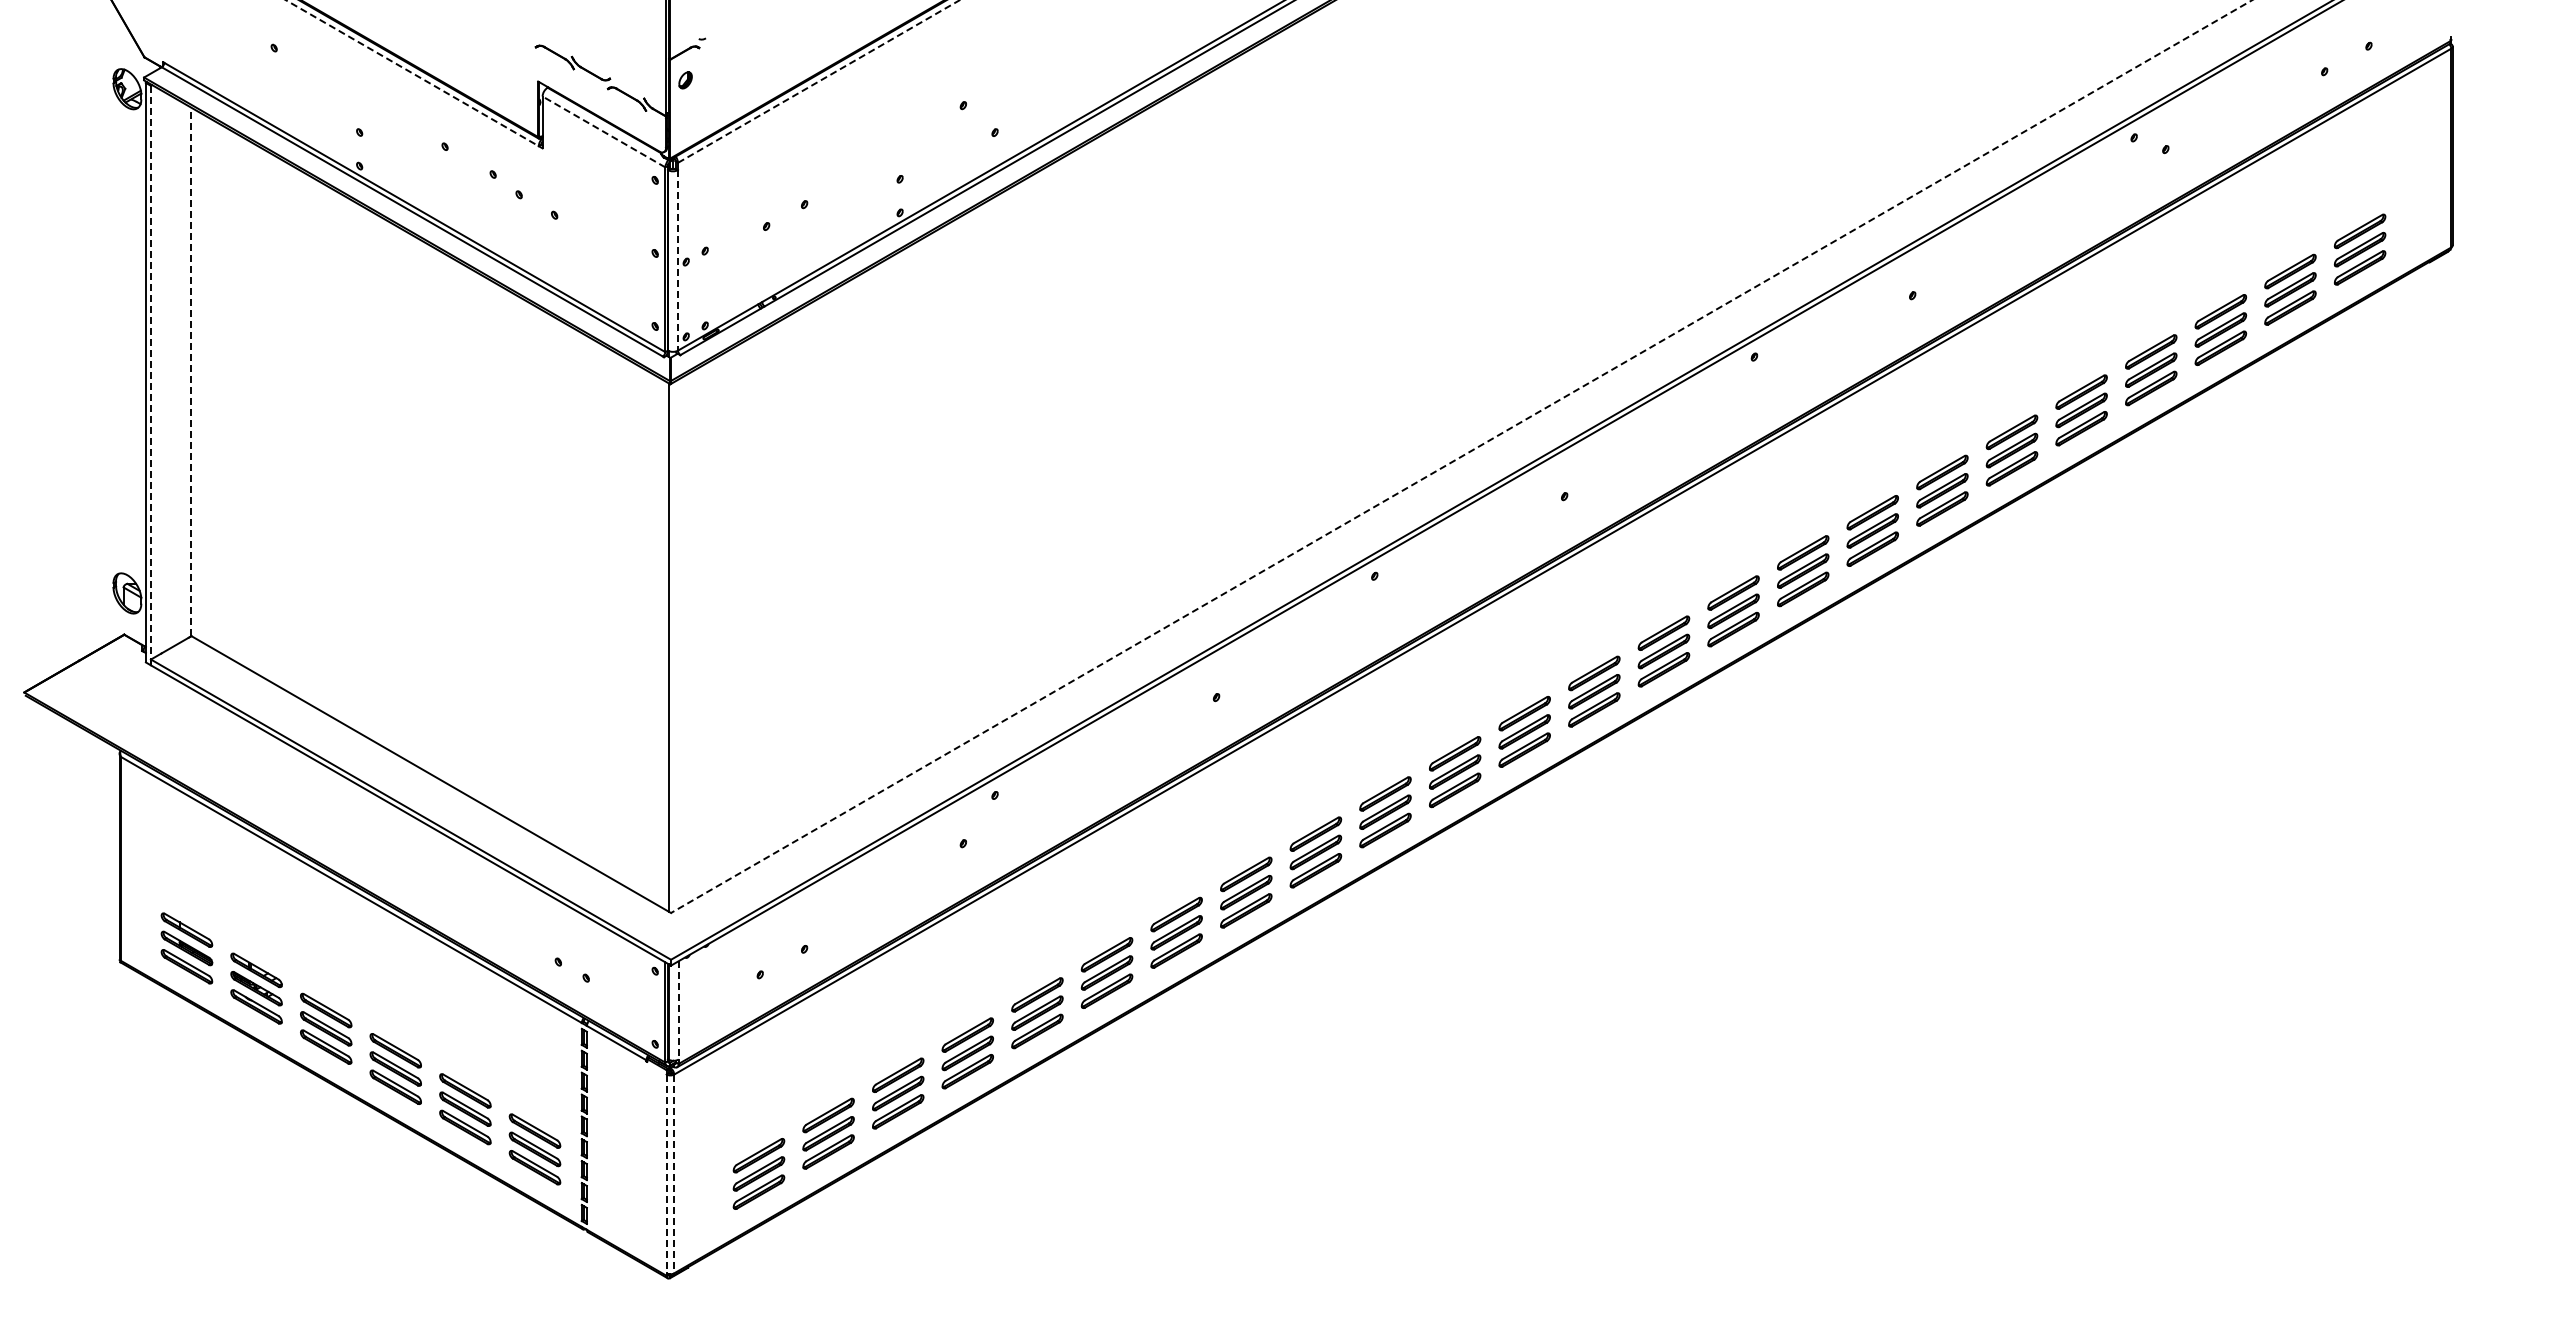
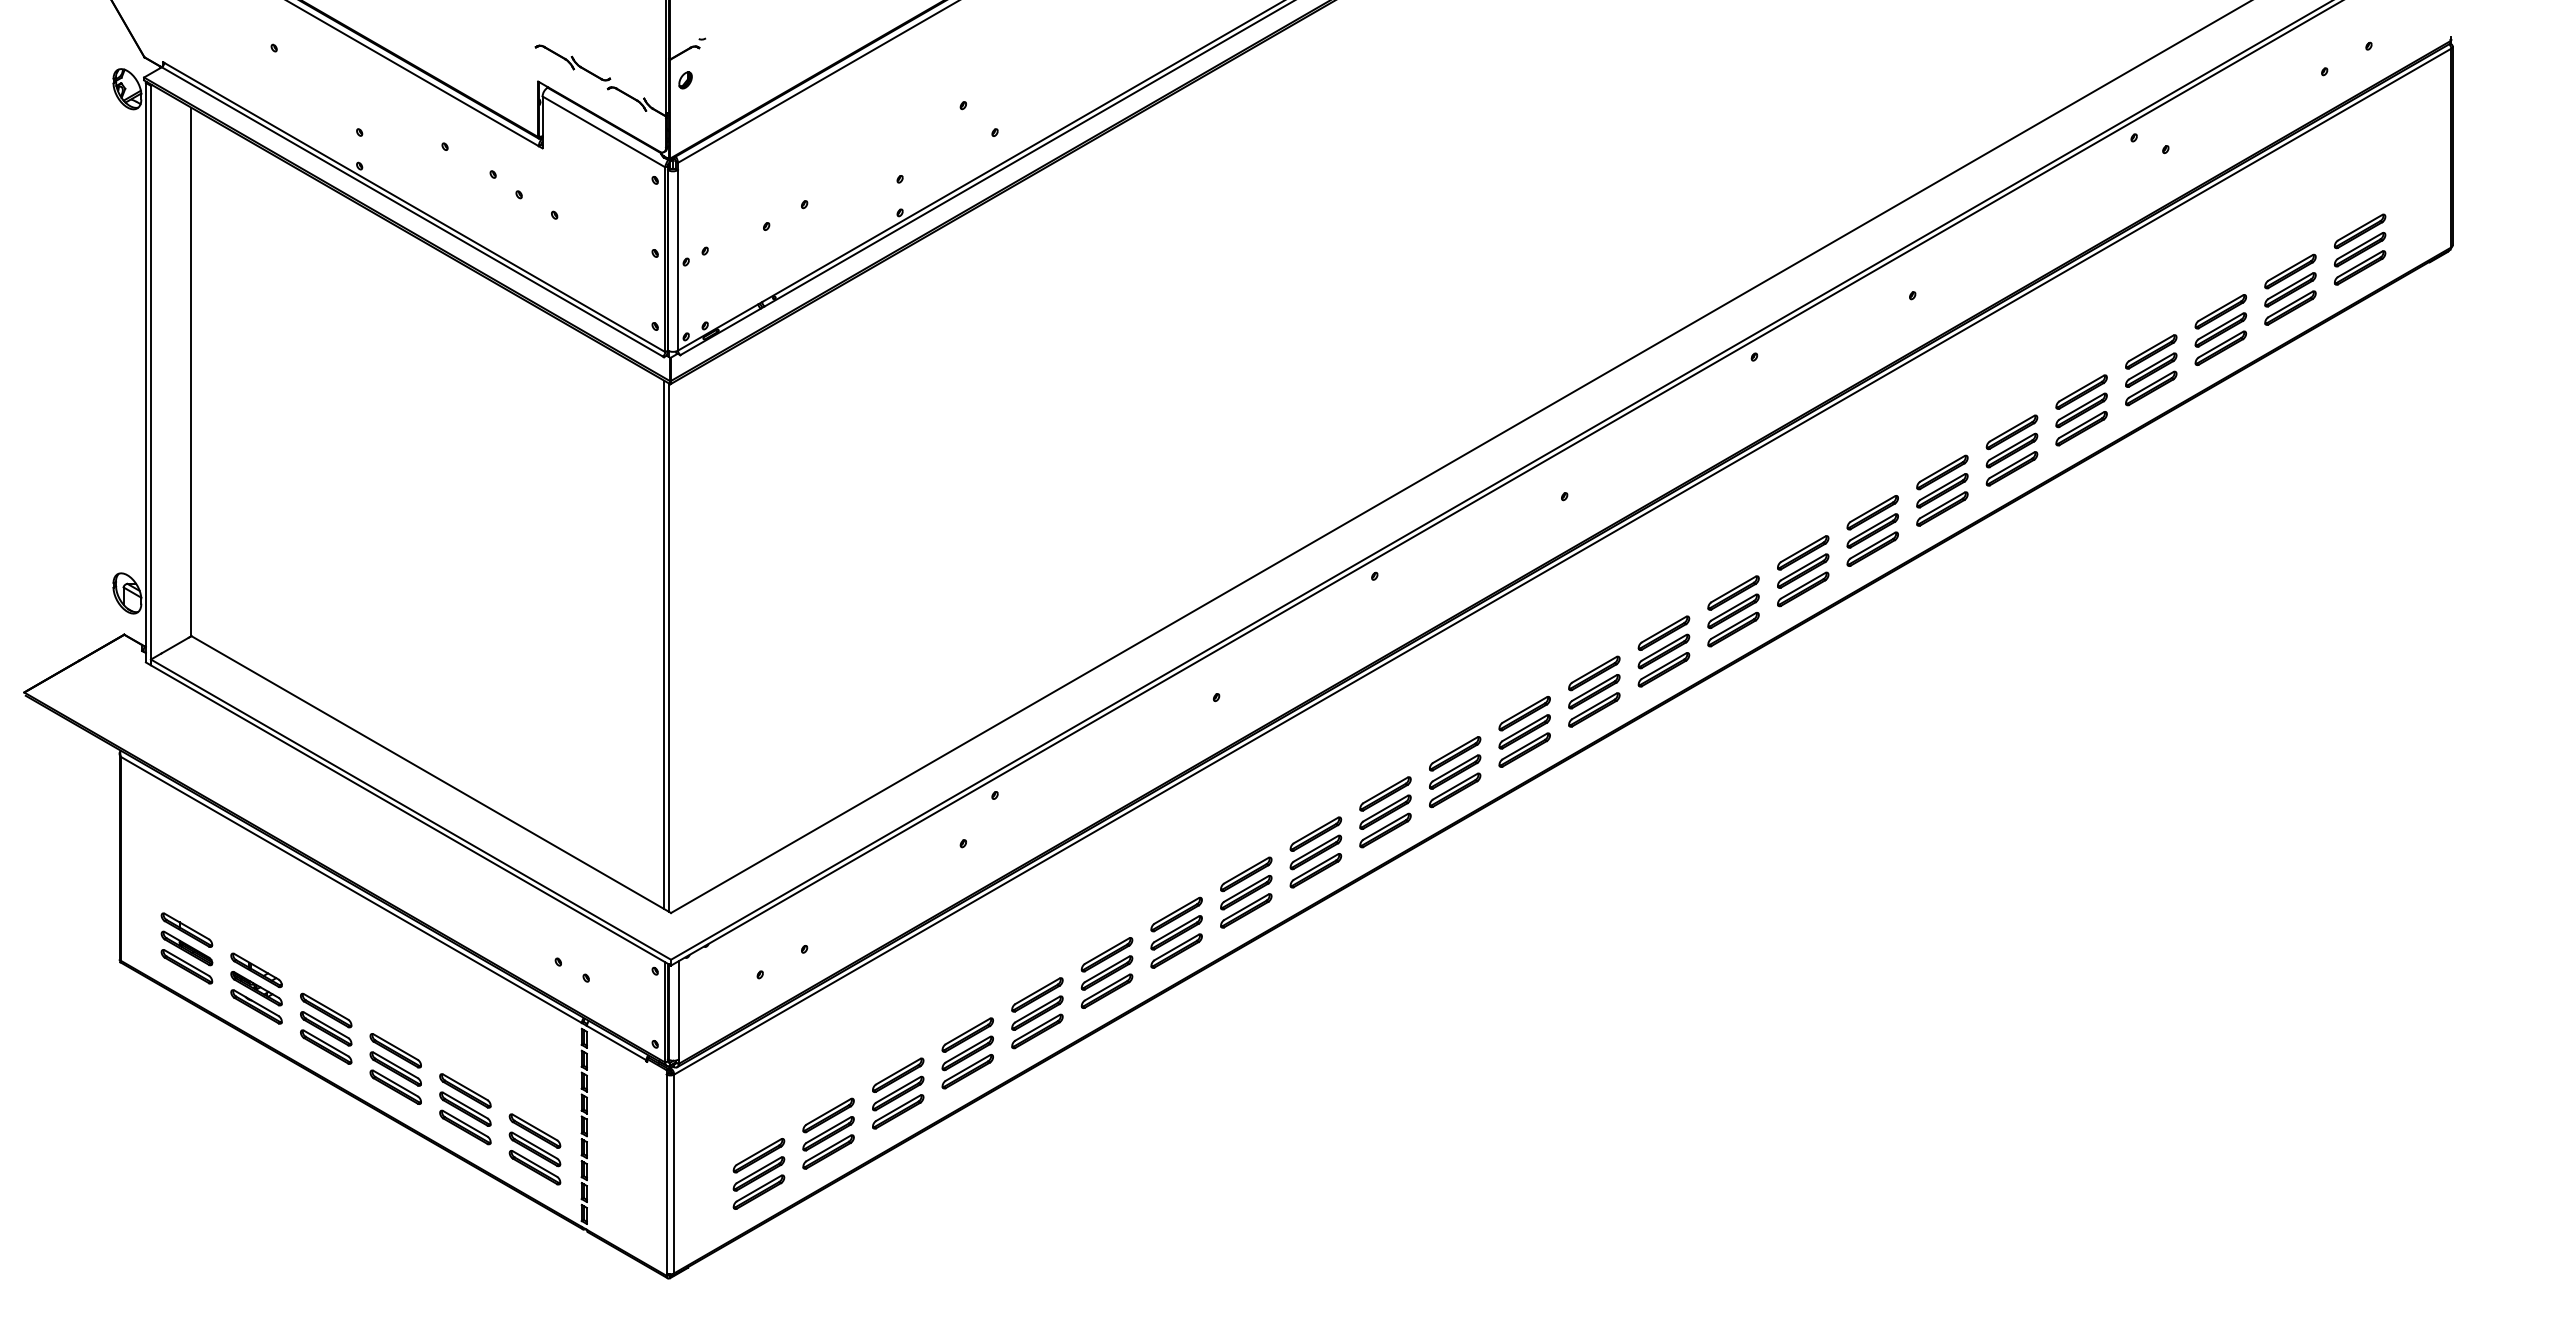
line: dashed -> solid (412, 73)
line: dashed -> solid (819, 81)
line: dashed -> solid (603, 131)
line: dashed -> solid (678, 260)
line: dashed -> solid (191, 371)
line: dashed -> solid (150, 375)
line: dashed -> solid (1461, 456)
line: none -> present (664, 644)
line: dashed -> solid (678, 1010)
line: dashed -> solid (666, 1174)
line: dashed -> solid (674, 1174)
